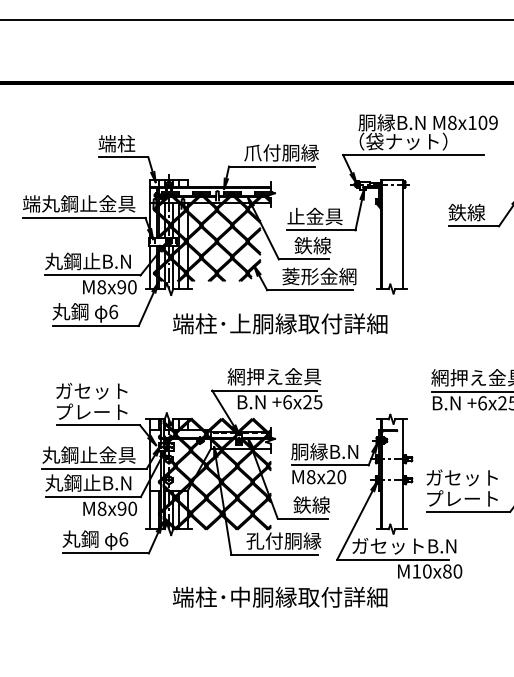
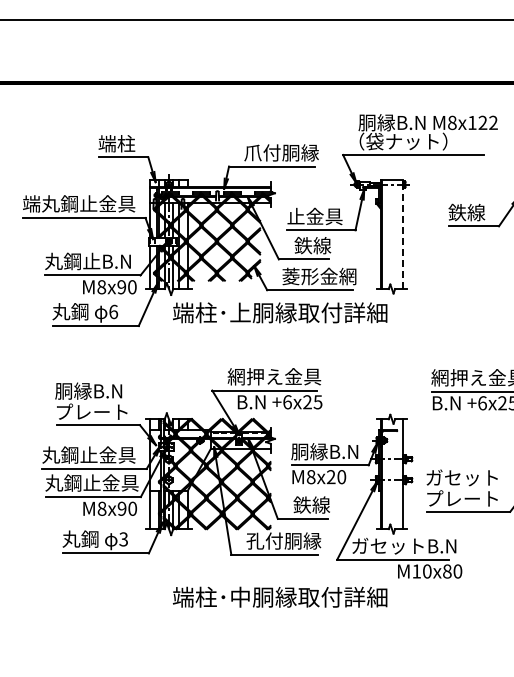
text: M8x109 -> M8x122 (487, 122)
line: solid -> dashed (403, 234)
text position: (280, 323) -> (280, 312) (280, 312)
text: ガセット -> 胴縁B.N (91, 390)
text: 丸鋼止B.N -> 丸鋼止金具 (120, 482)
text: 6 -> 3 (123, 539)
